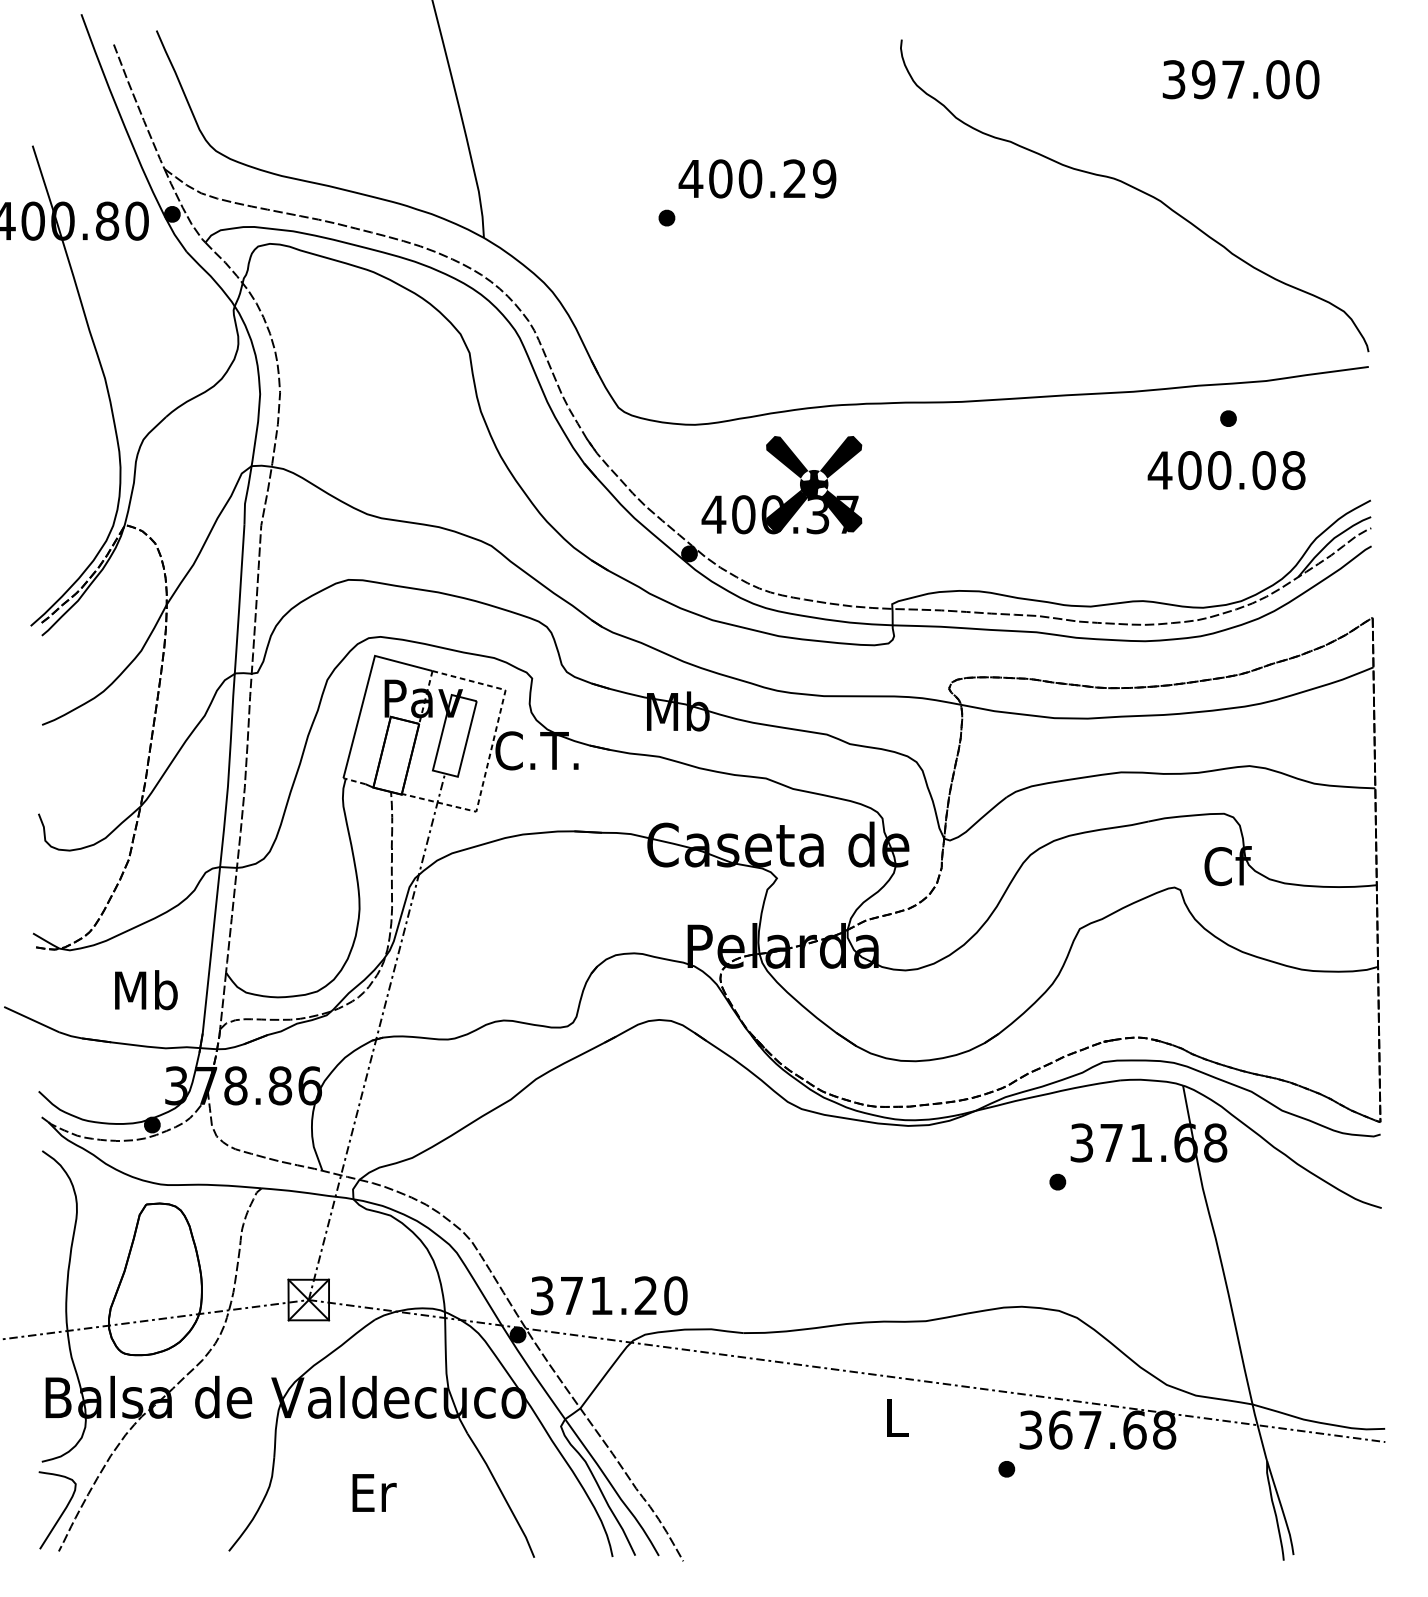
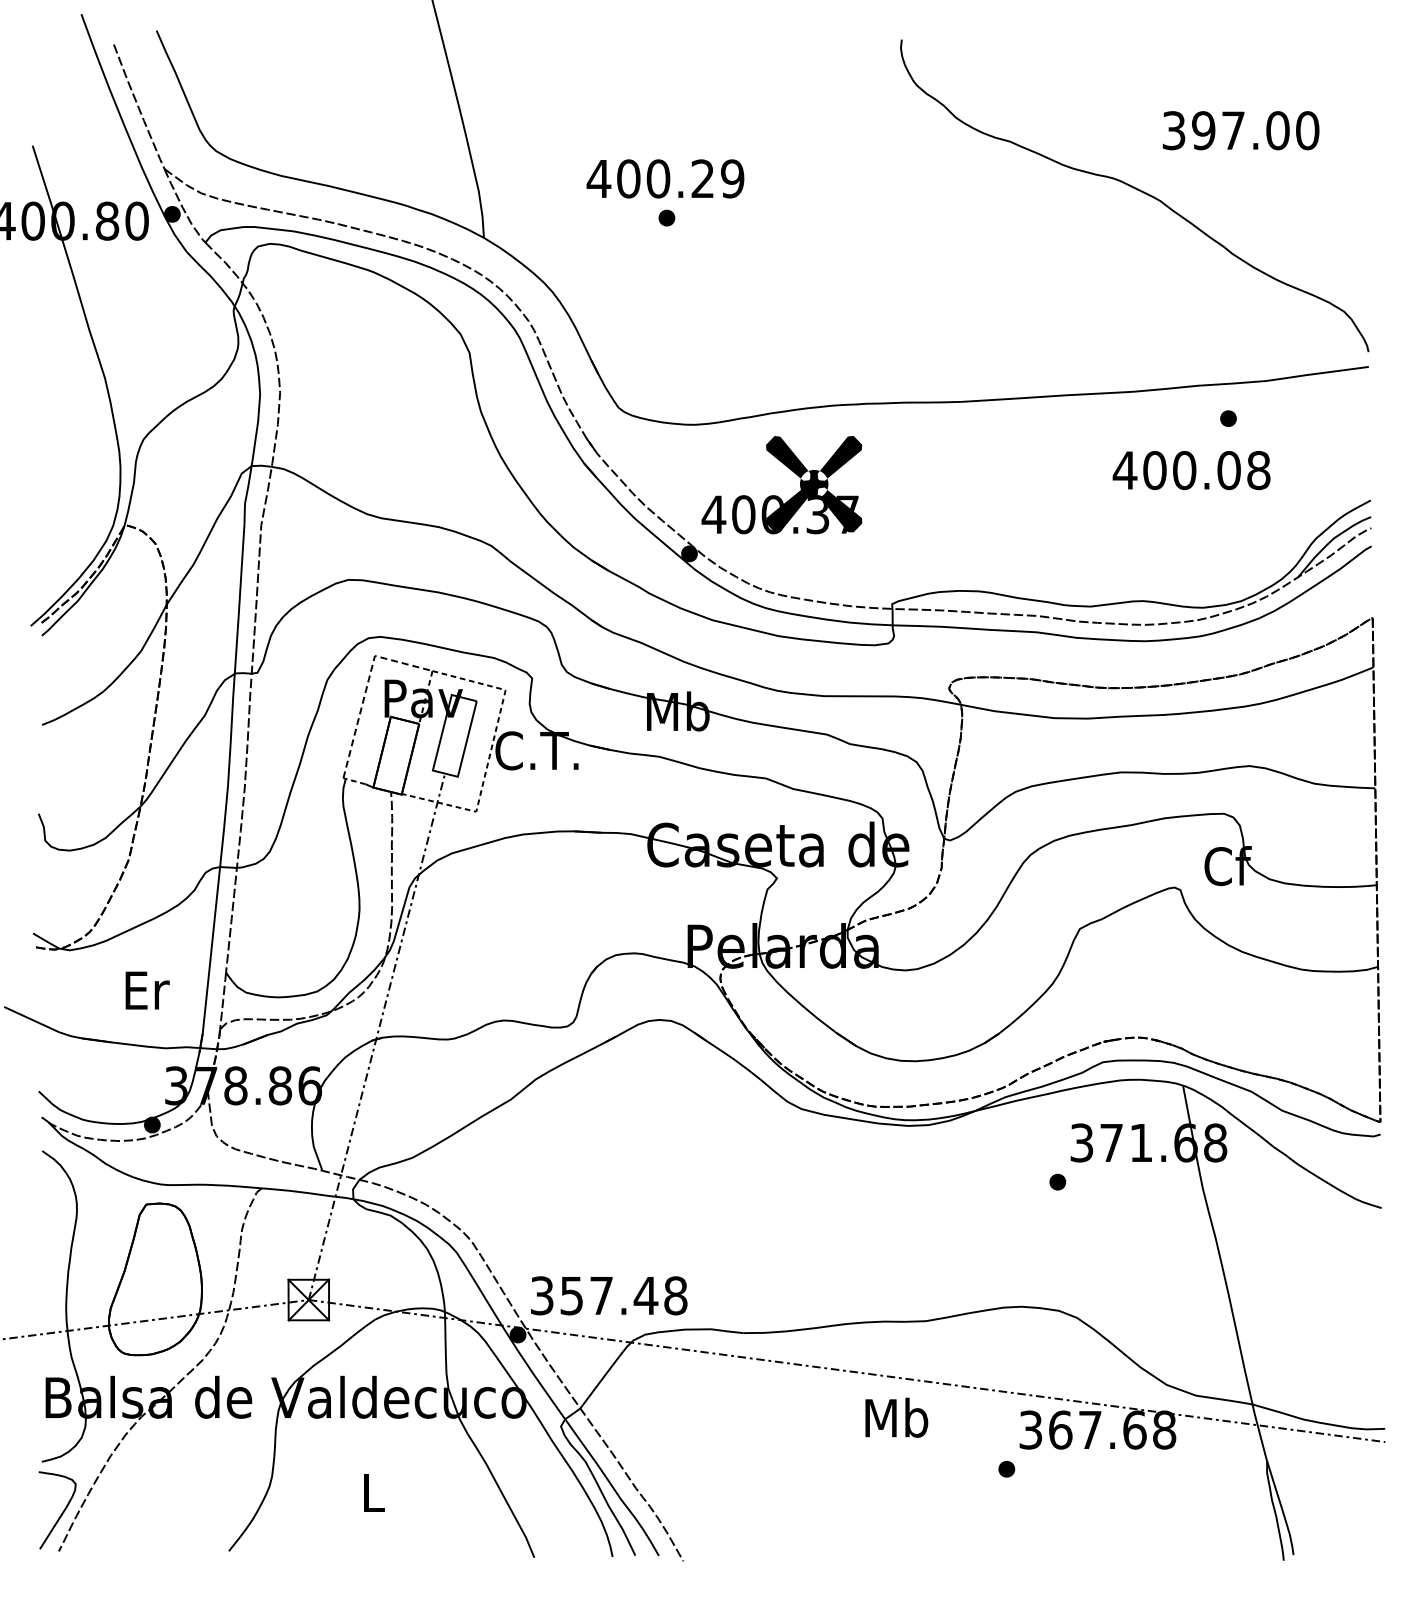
text position: (1240, 79) -> (1240, 130) (1240, 130)
text position: (757, 178) -> (665, 178) (665, 178)
text position: (1226, 470) -> (1191, 470) (1191, 470)
line: solid -> dashed (366, 687)
text: Mb -> Er (146, 990)
text: 371.20 -> 357.48 (623, 1295)
text: L -> Mb (896, 1417)
text: Er -> L (374, 1492)
